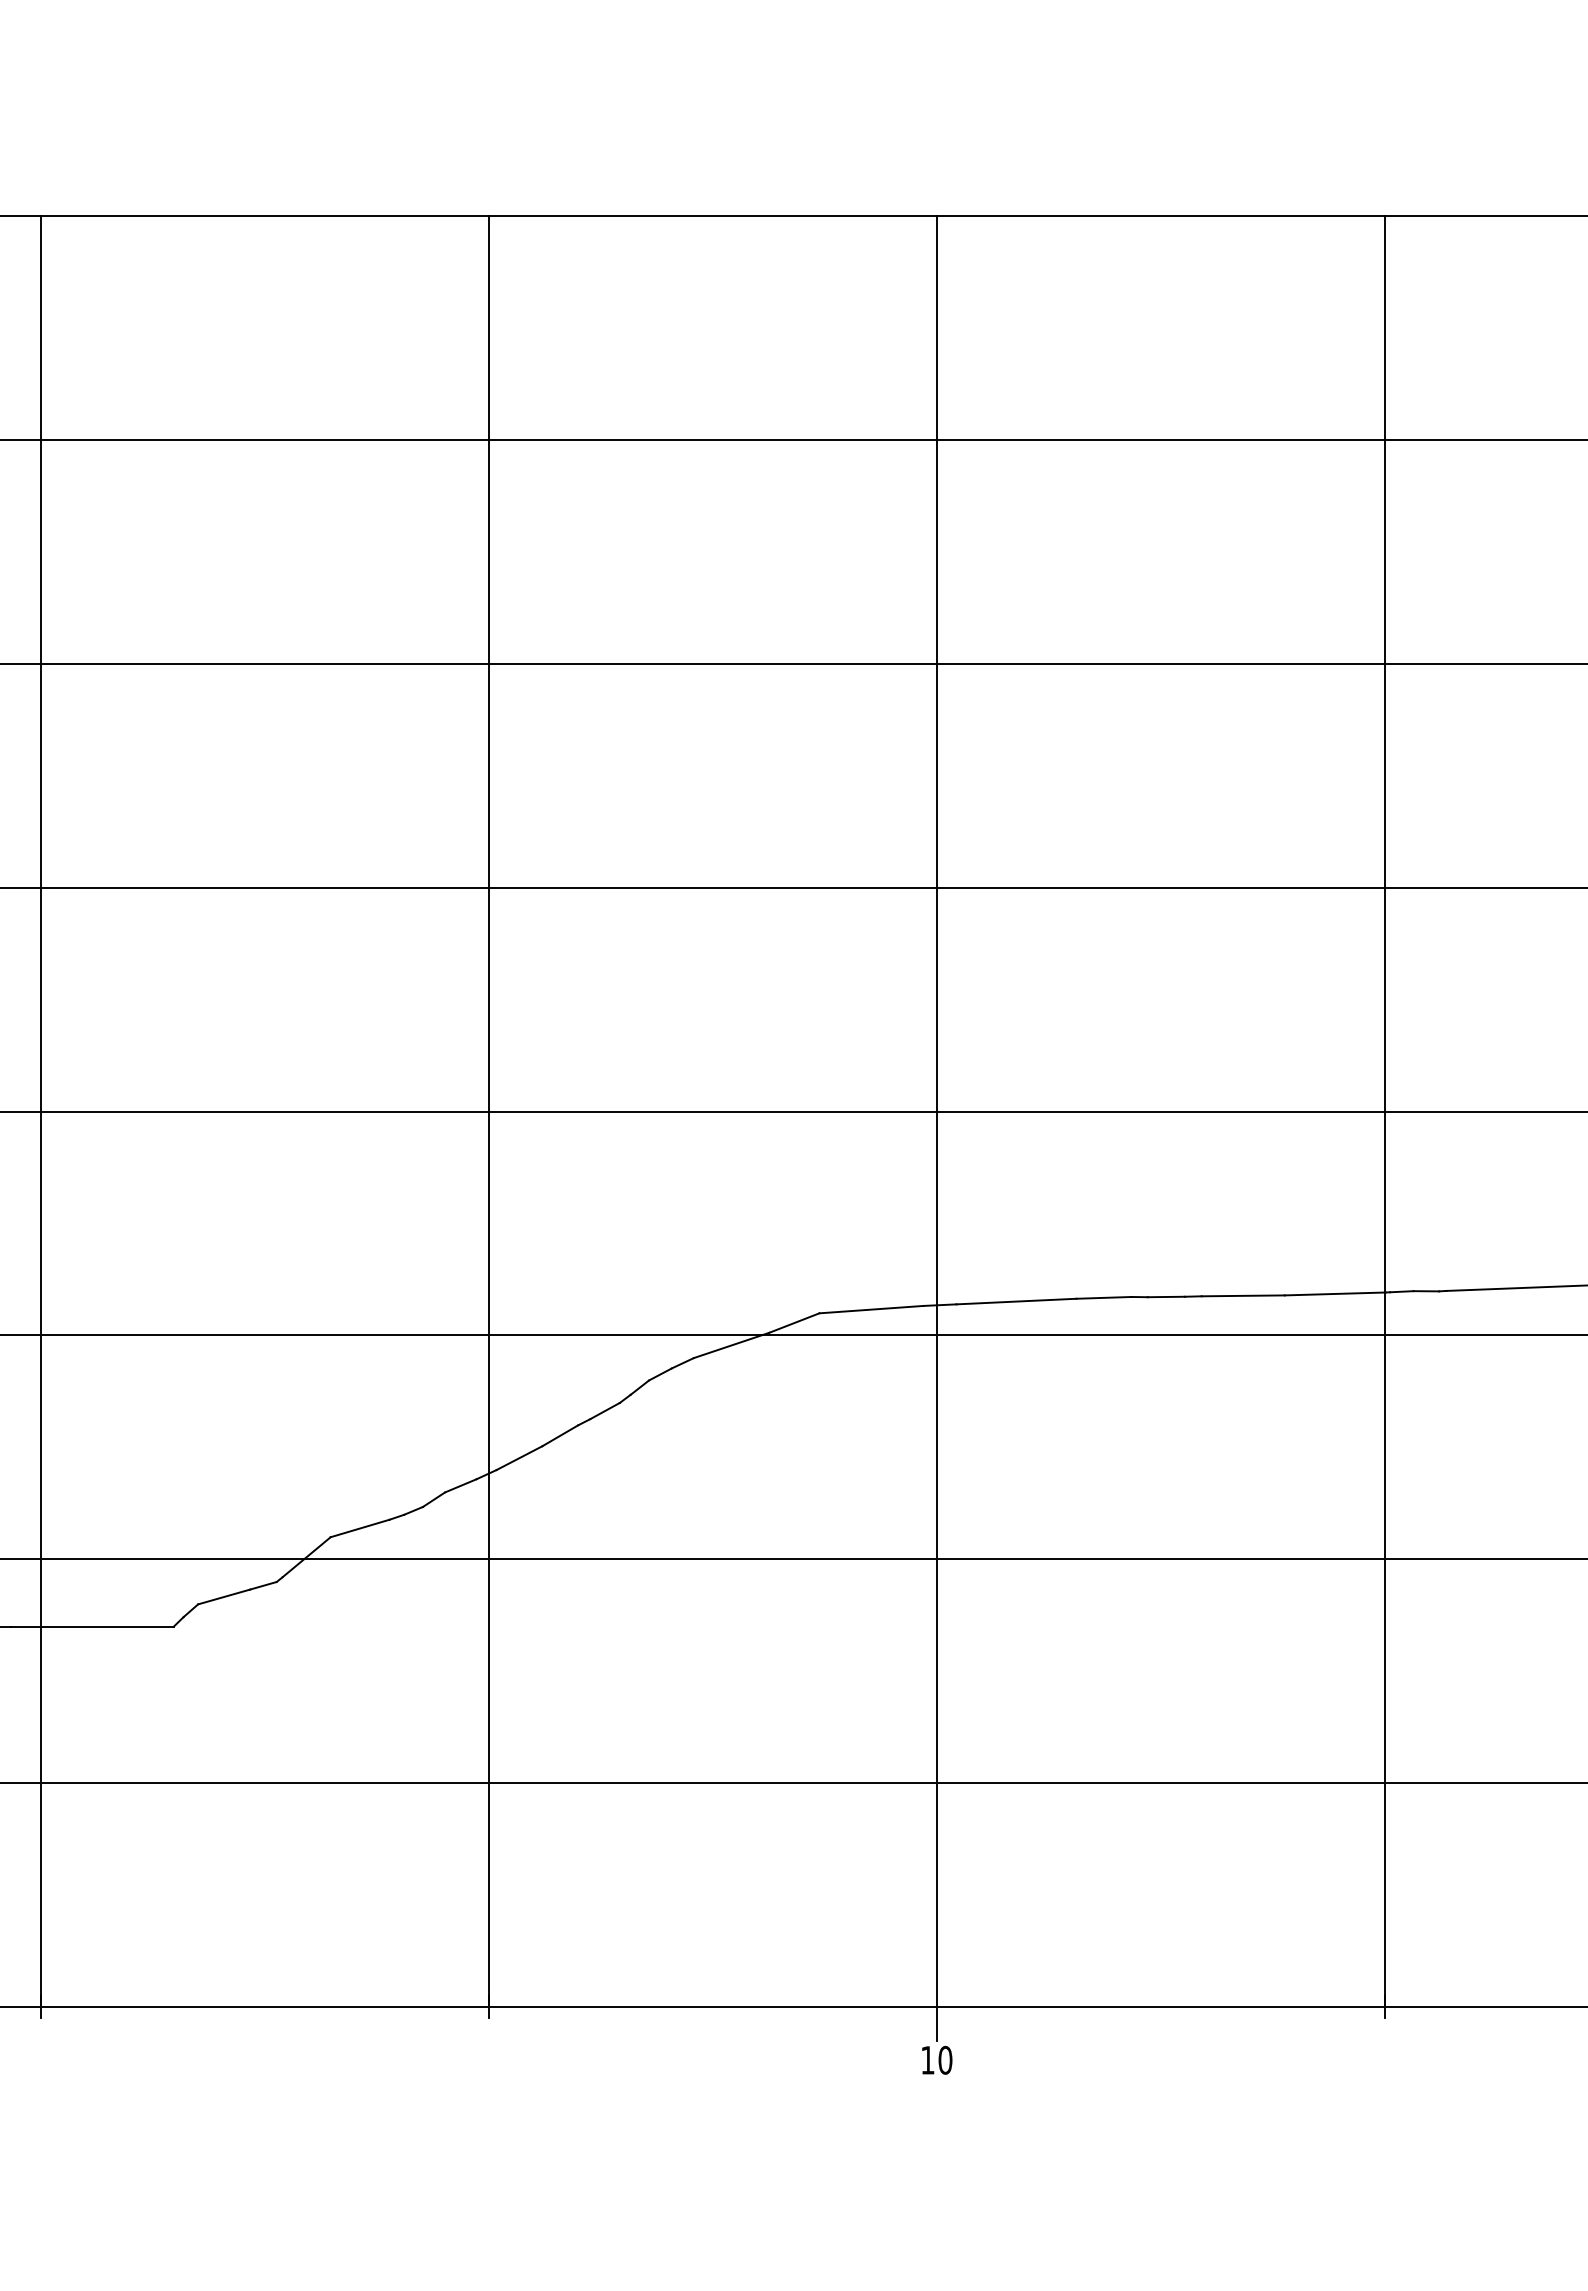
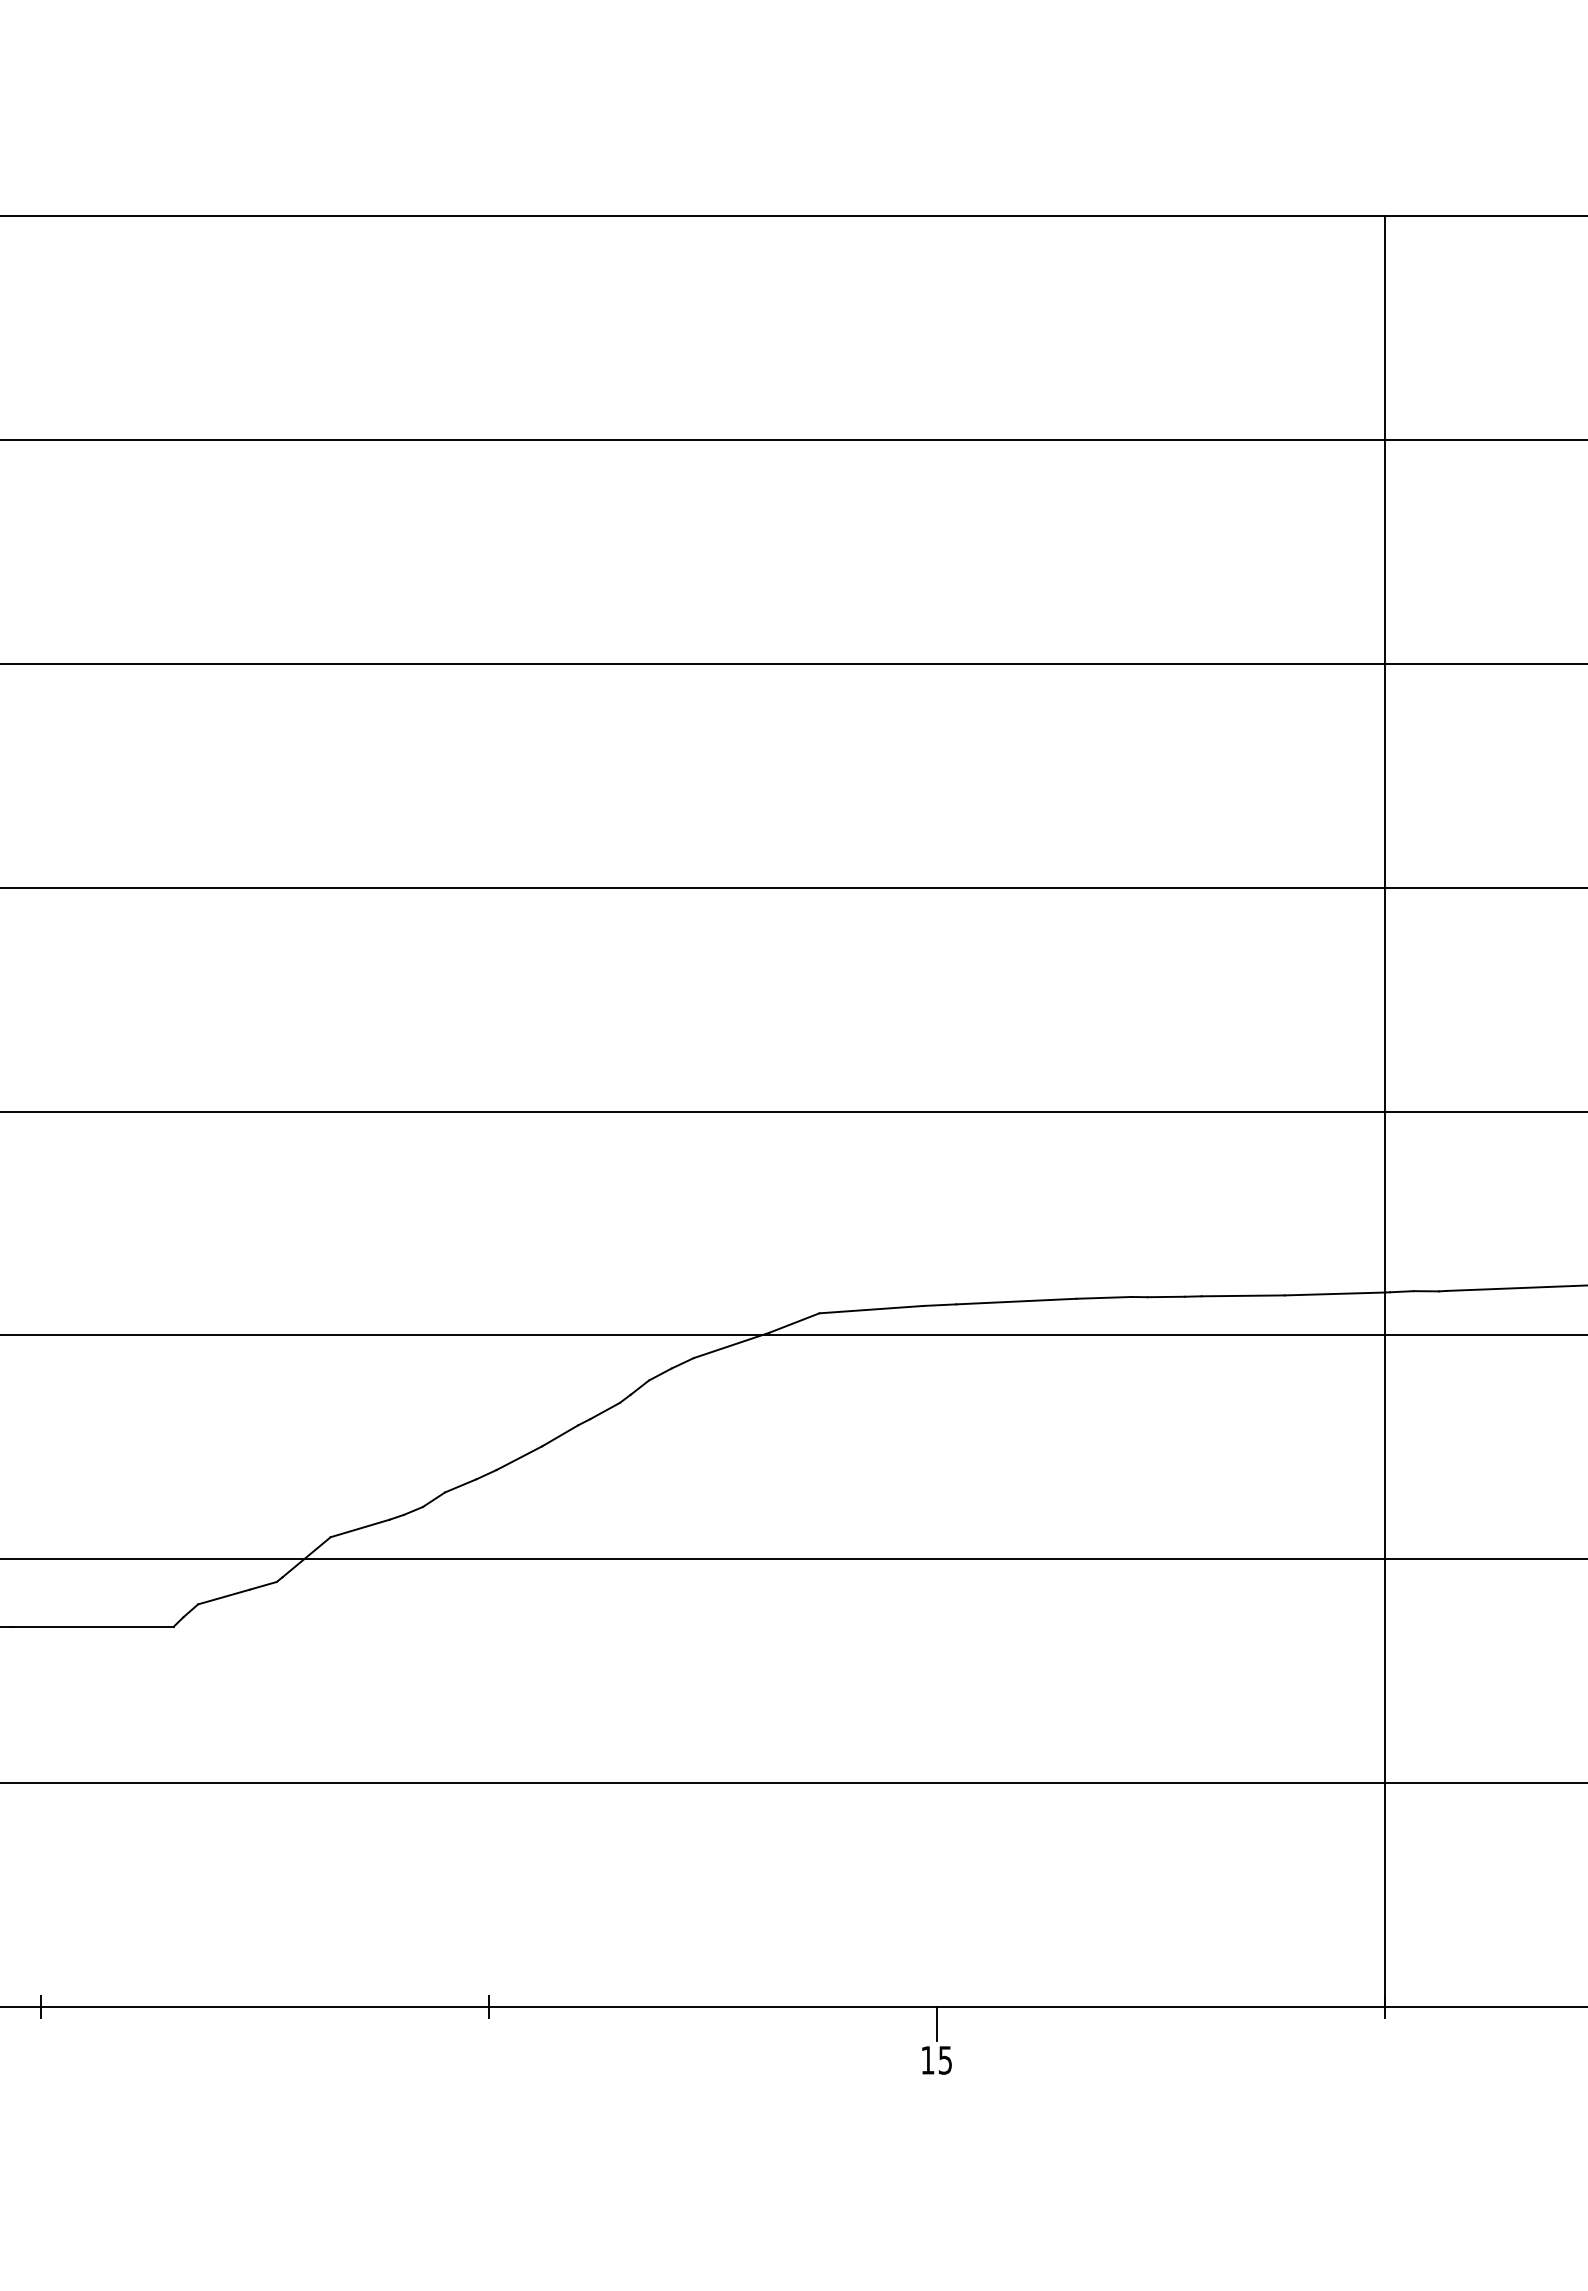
line: present -> none (41, 1111)
line: present -> none (488, 1111)
line: present -> none (936, 1111)
text: 10 -> 15 (945, 2059)
